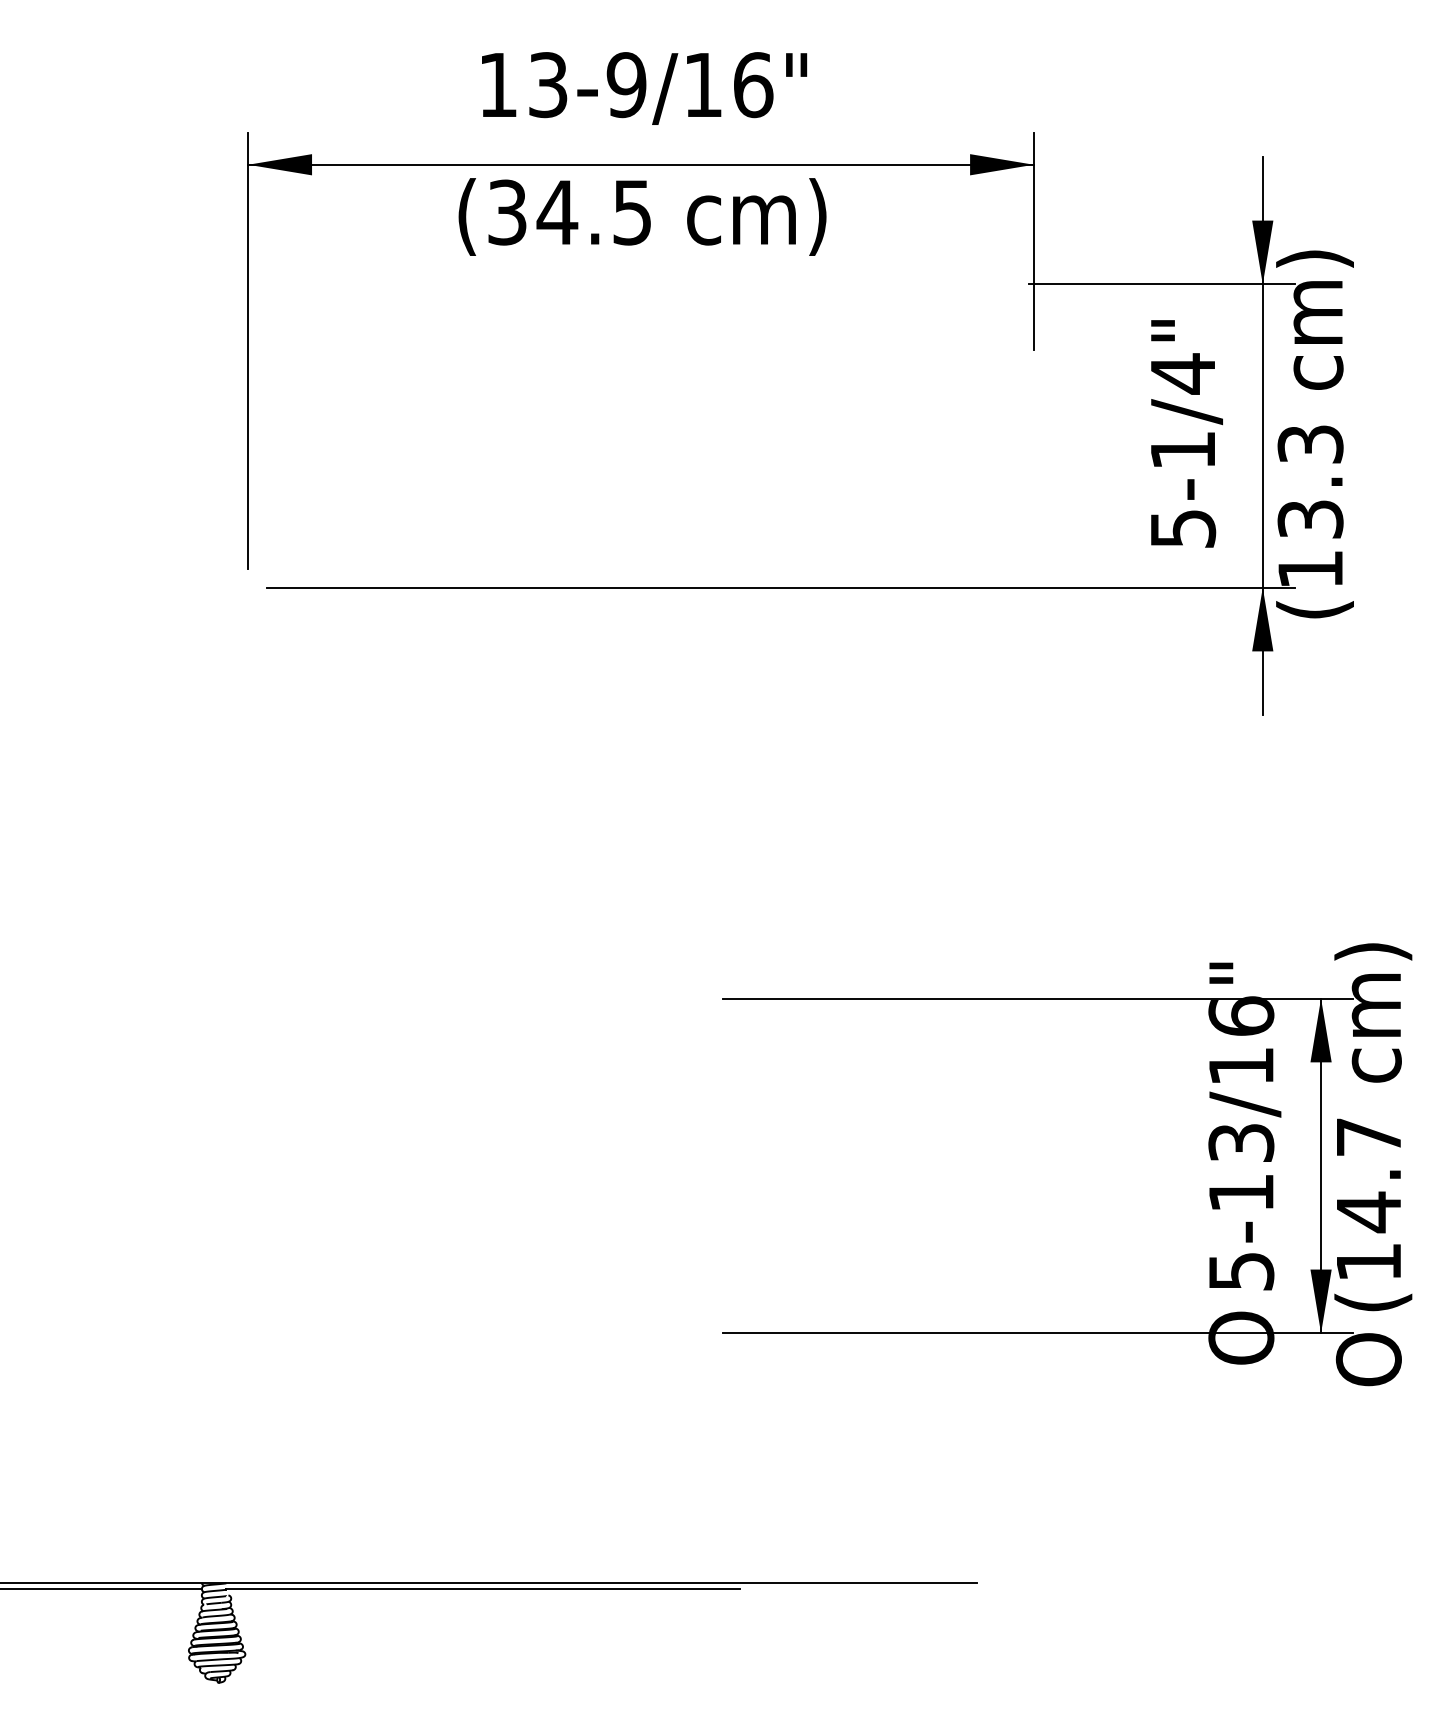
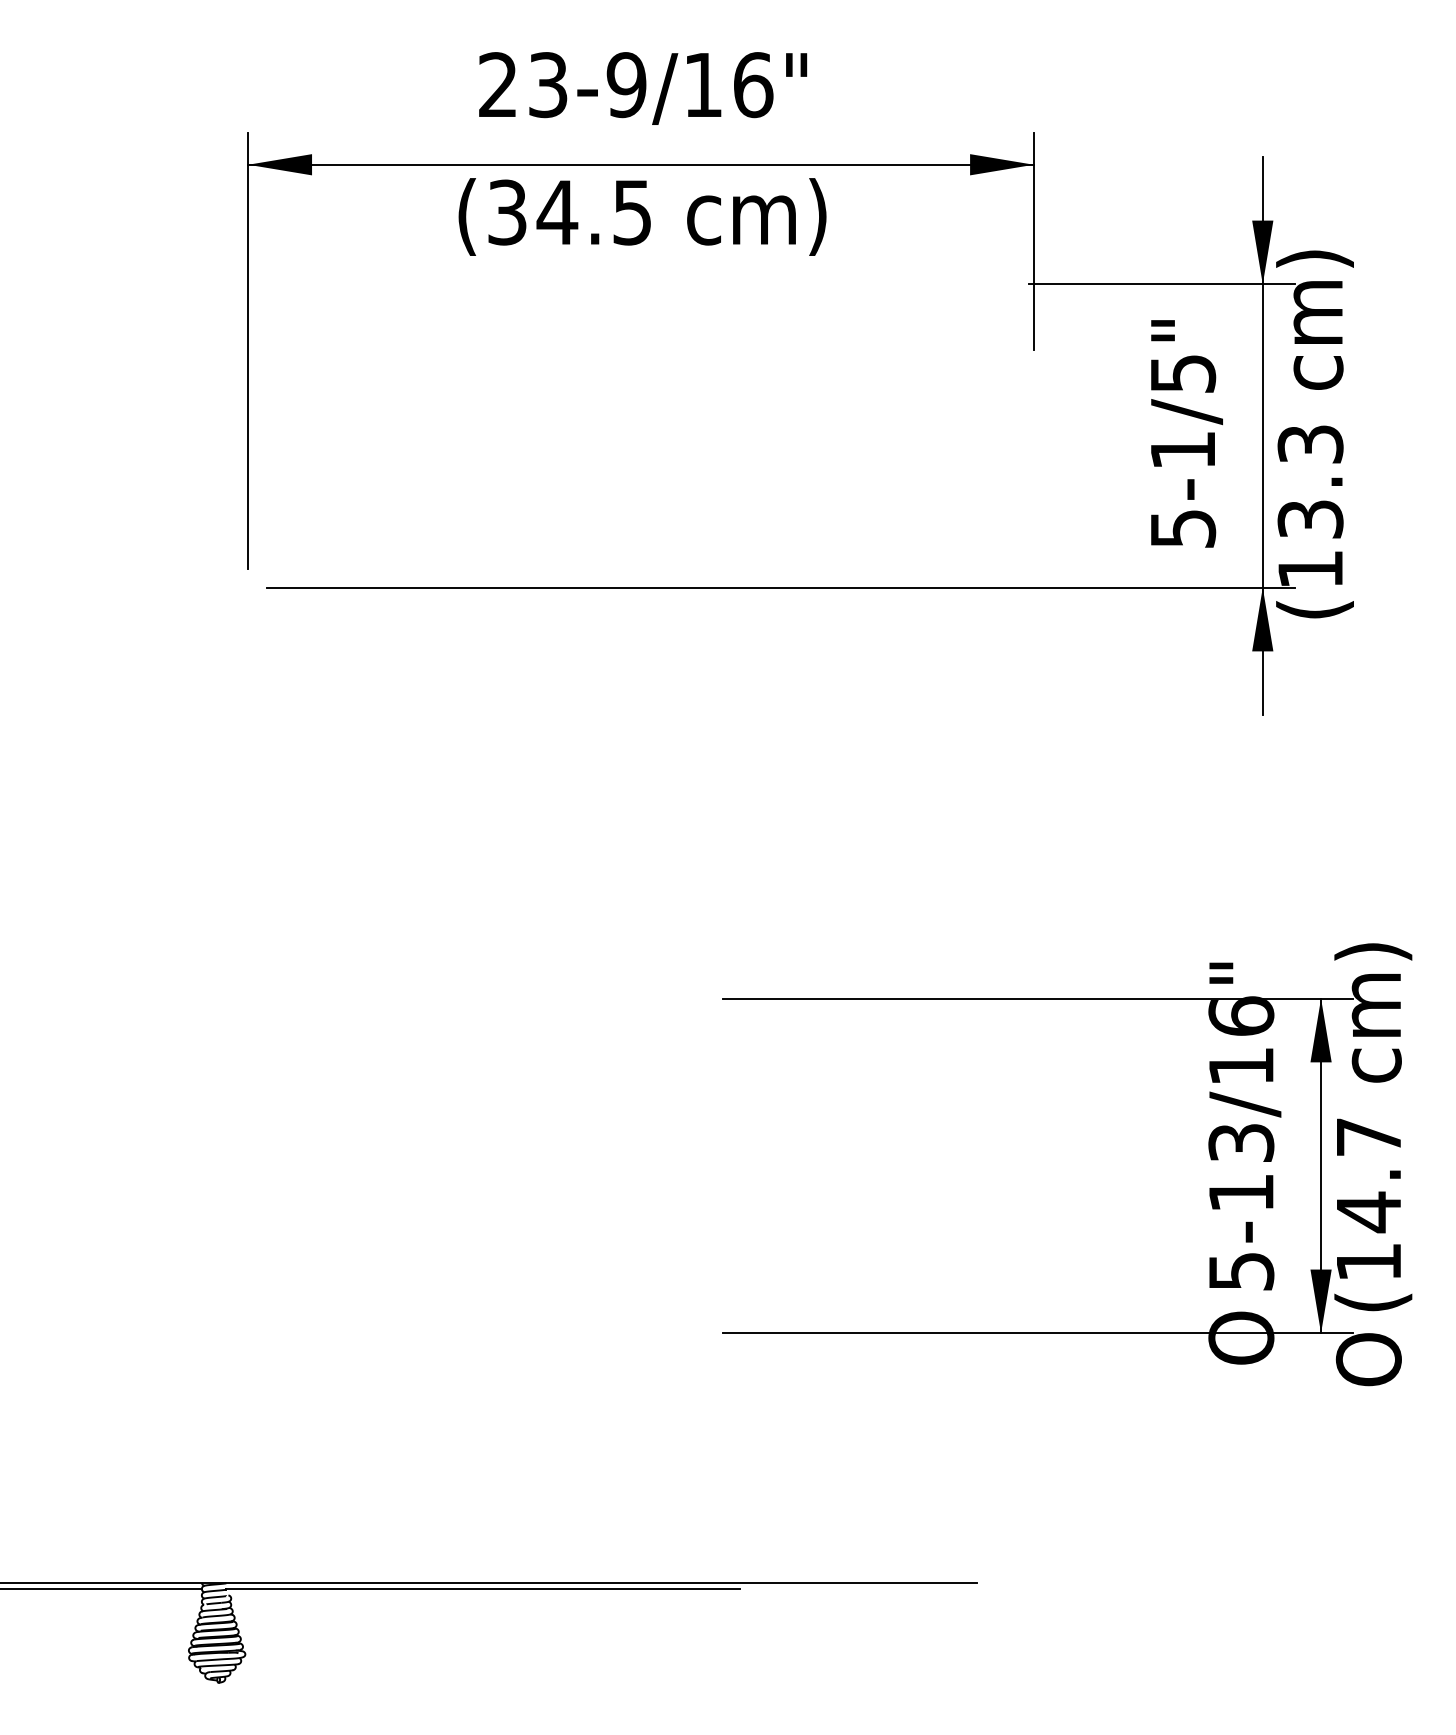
text: 13-9/16" -> 23-9/16" (497, 84)
text: 5-1/4" -> 5-1/5" (1183, 373)
